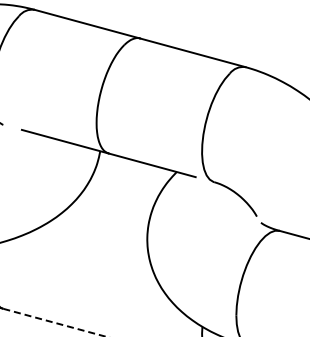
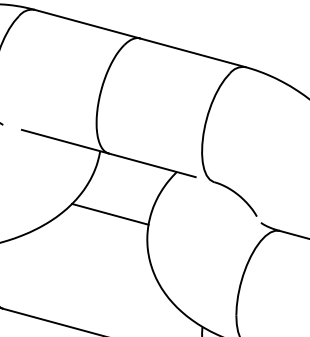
line: none -> present (110, 213)
line: dashed -> solid (55, 322)
